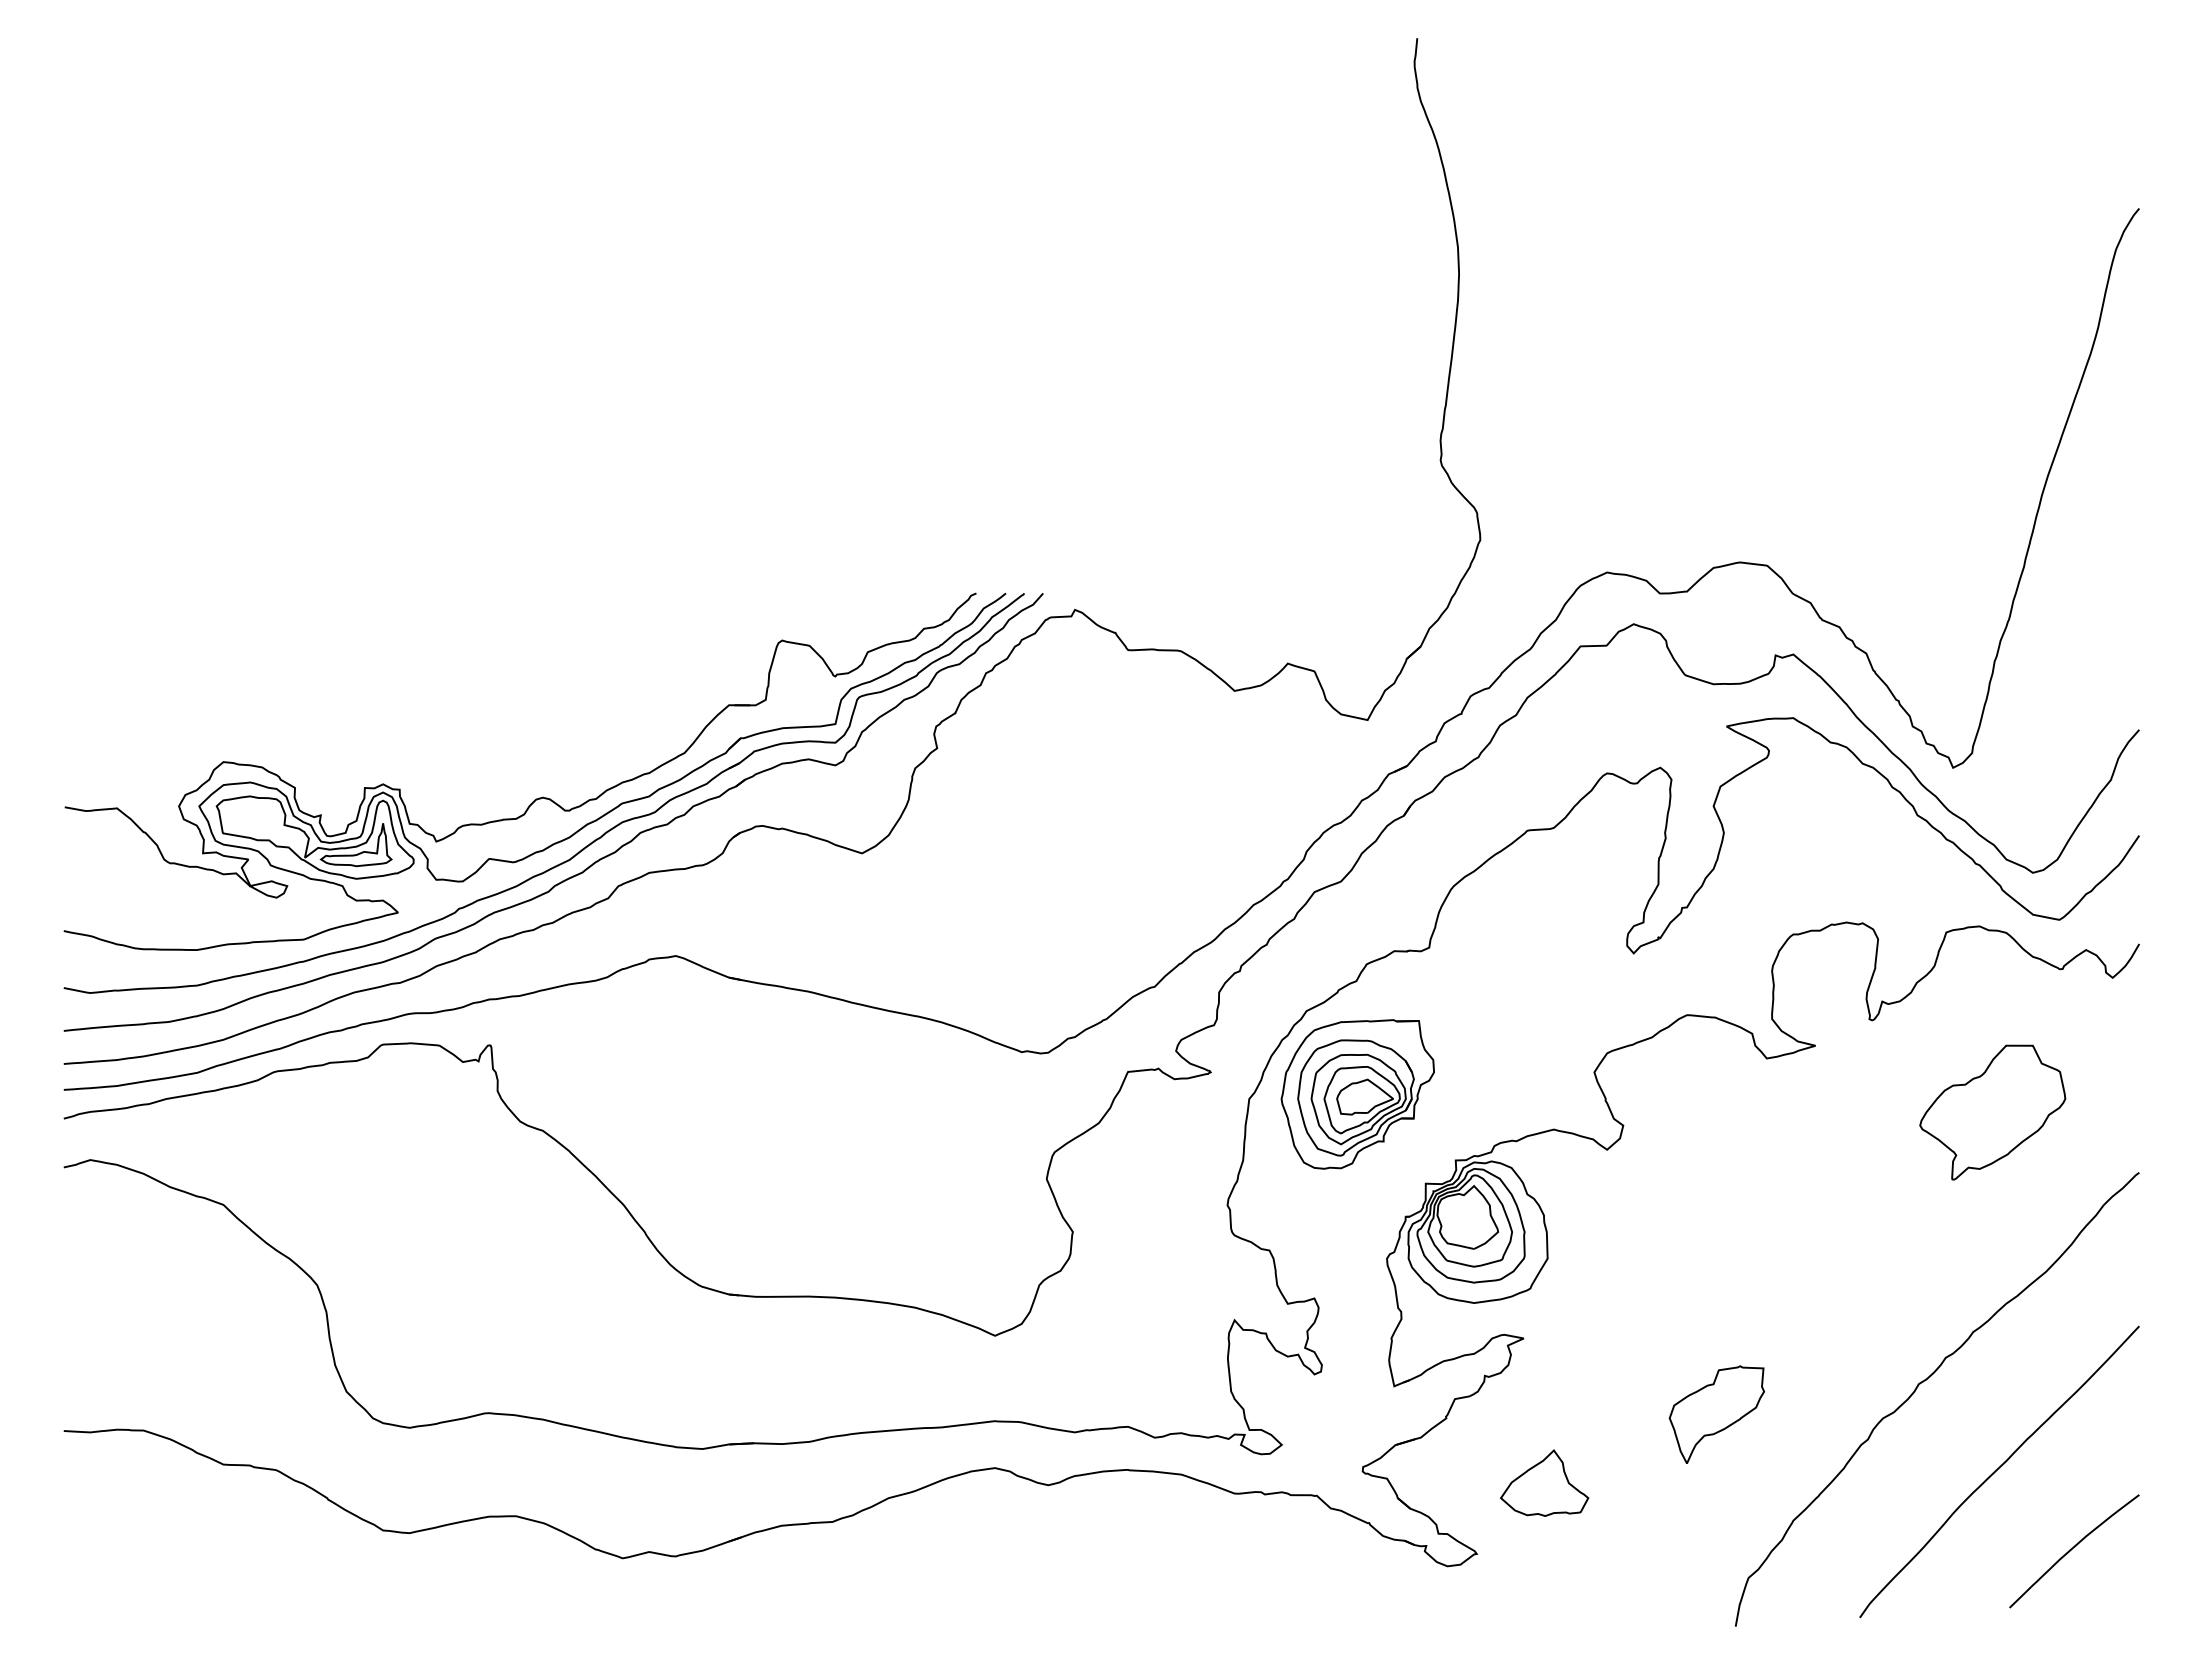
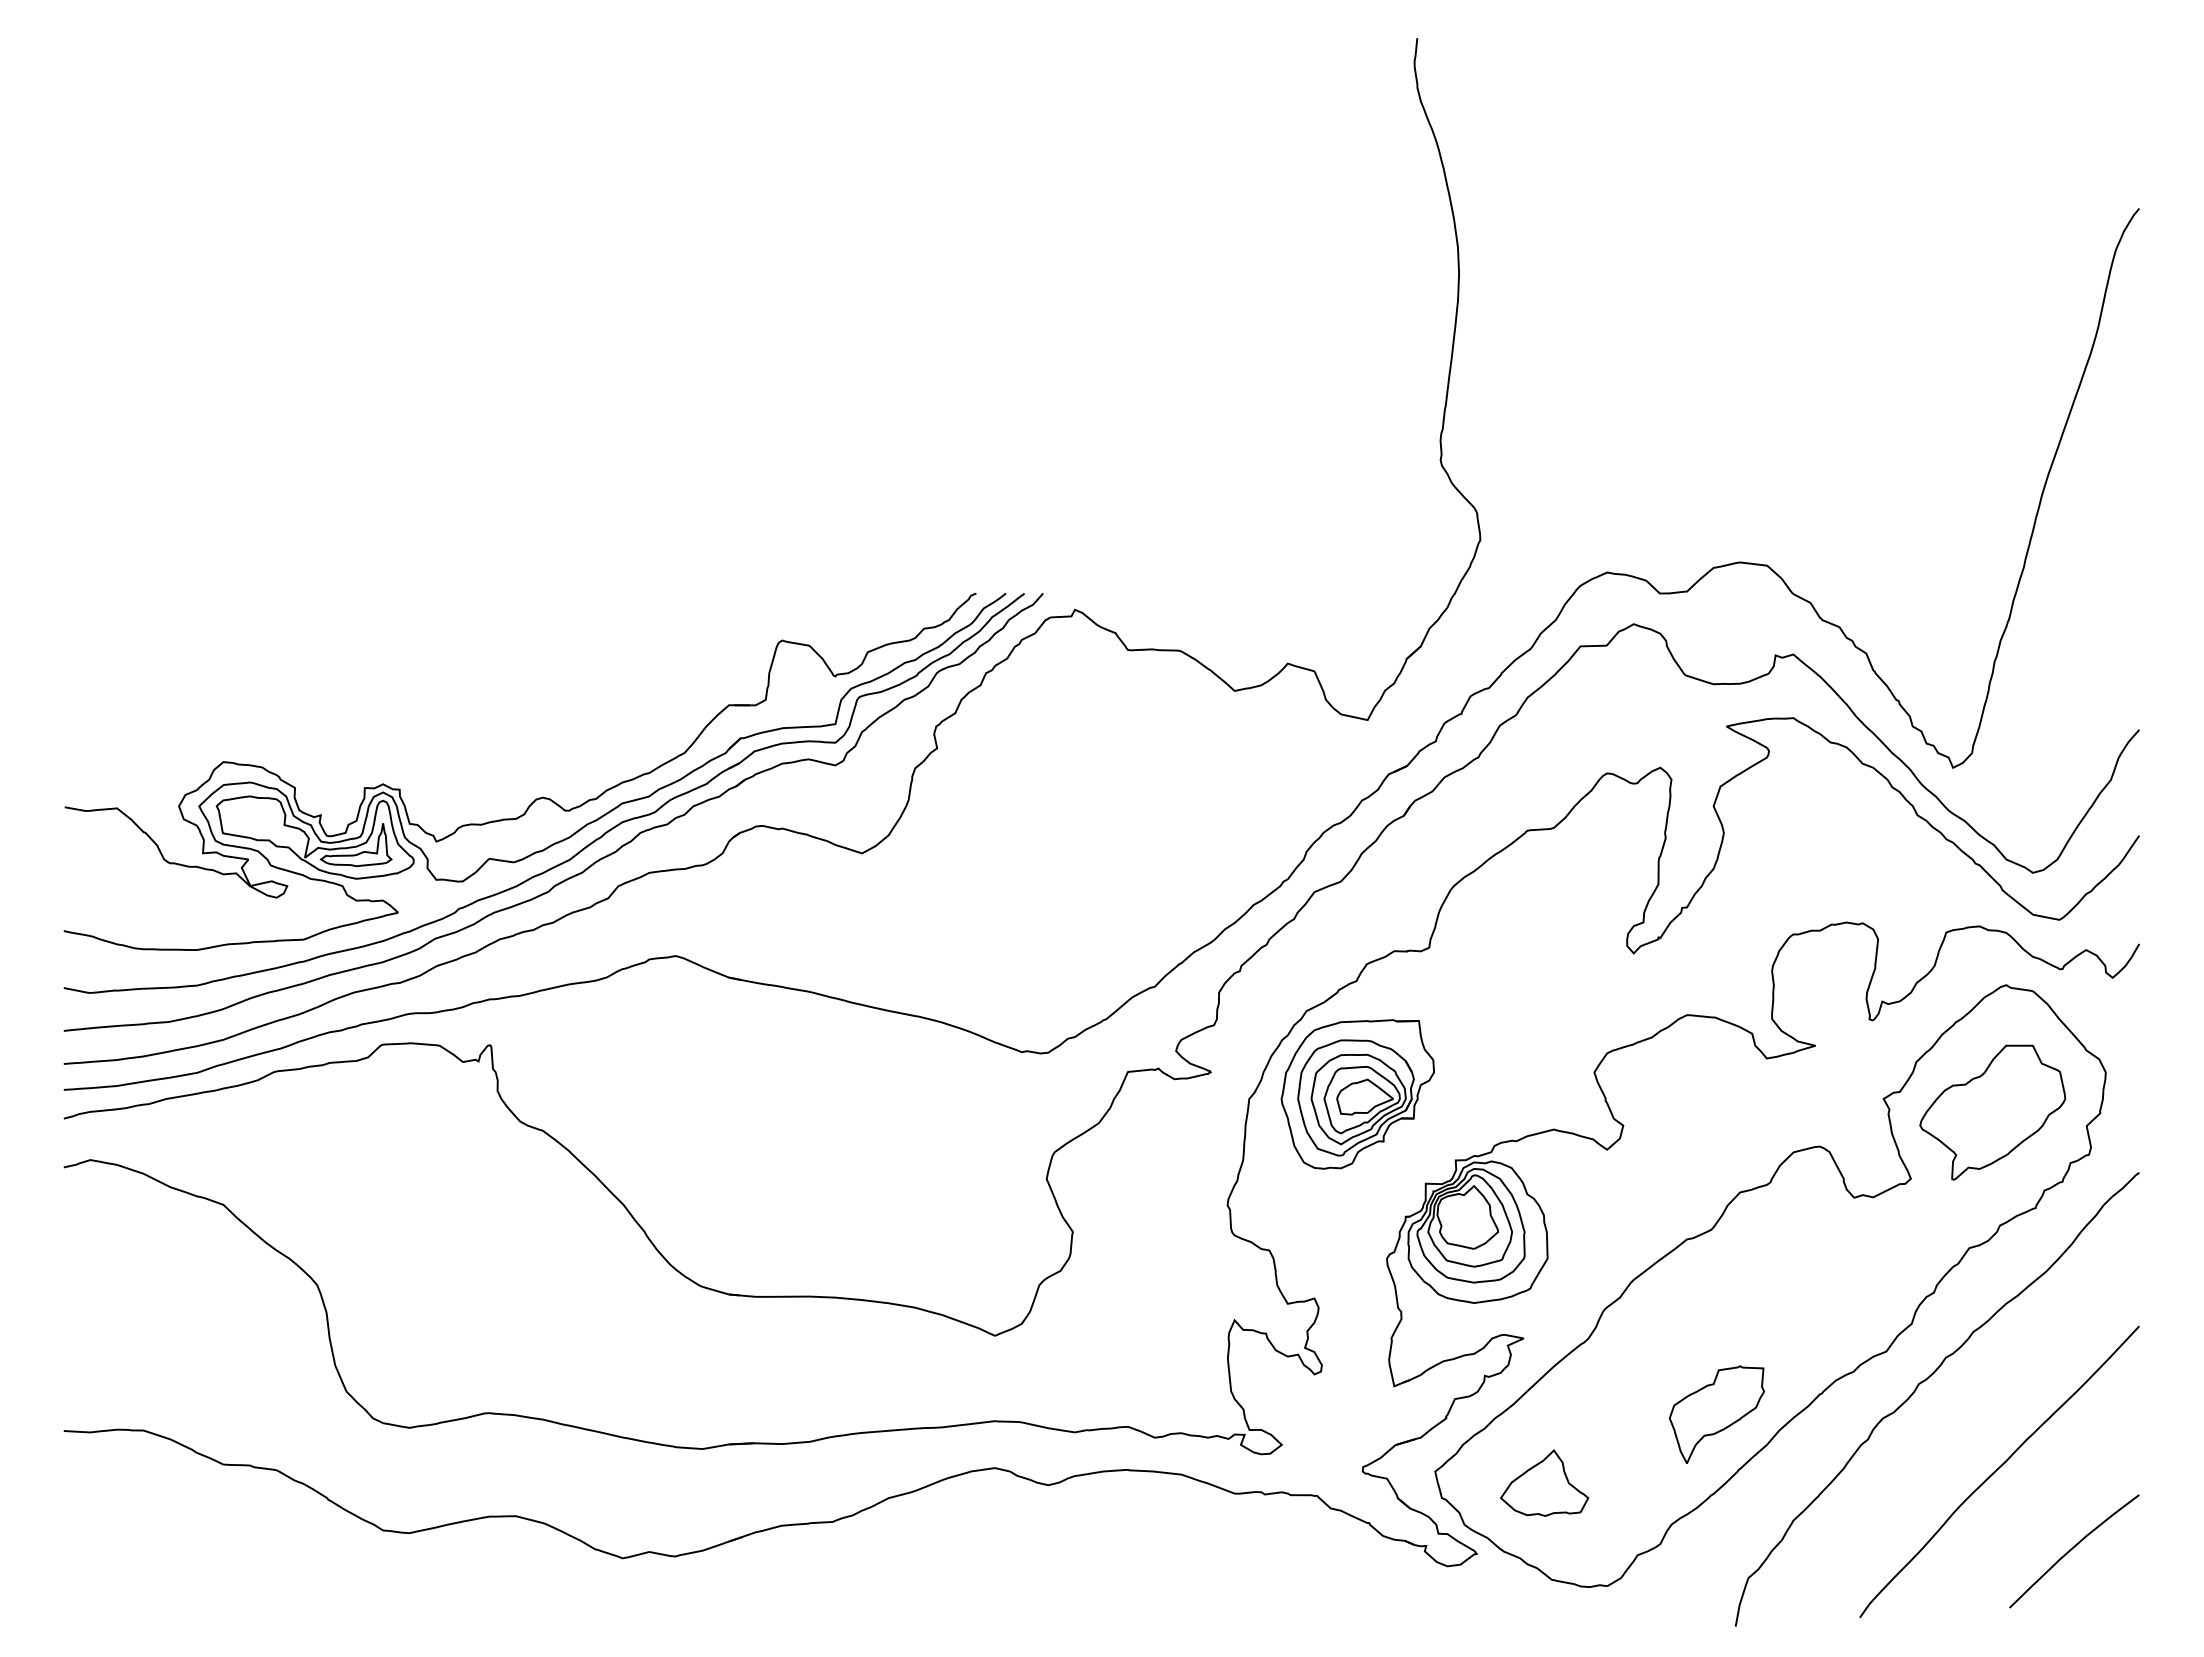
part: none -> present (1770, 1285)
